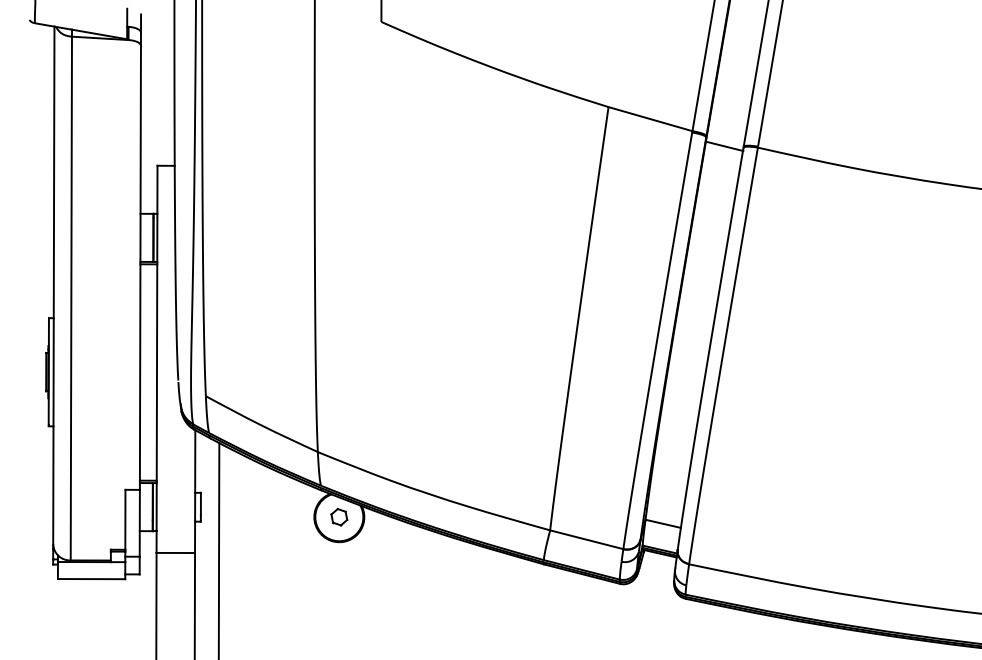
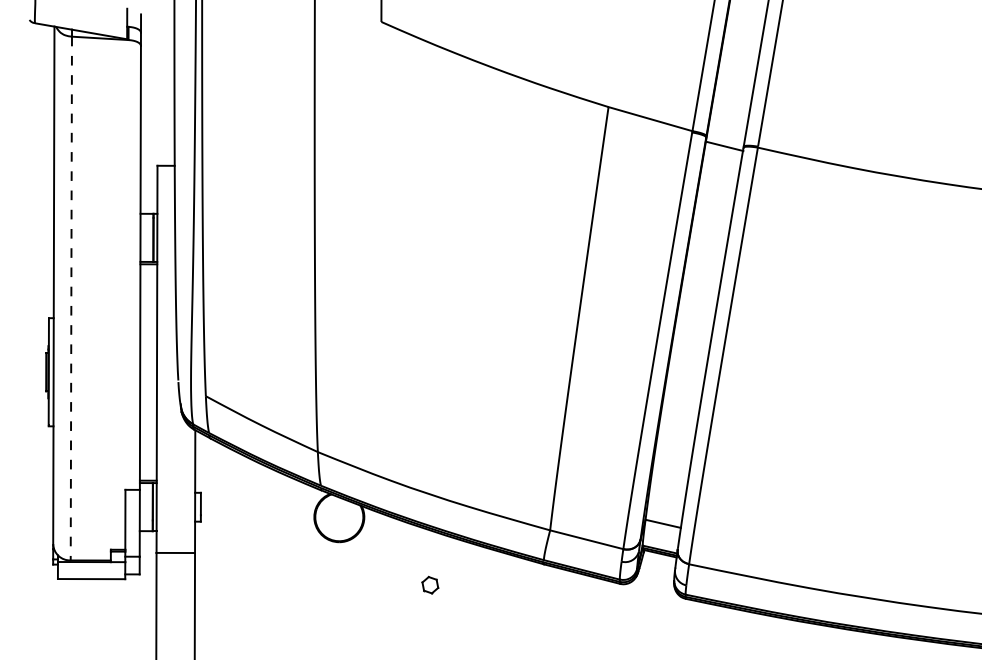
line: solid -> dashed (71, 298)
part position: (339, 516) -> (430, 584) (430, 584)
line: present -> none (218, 549)
